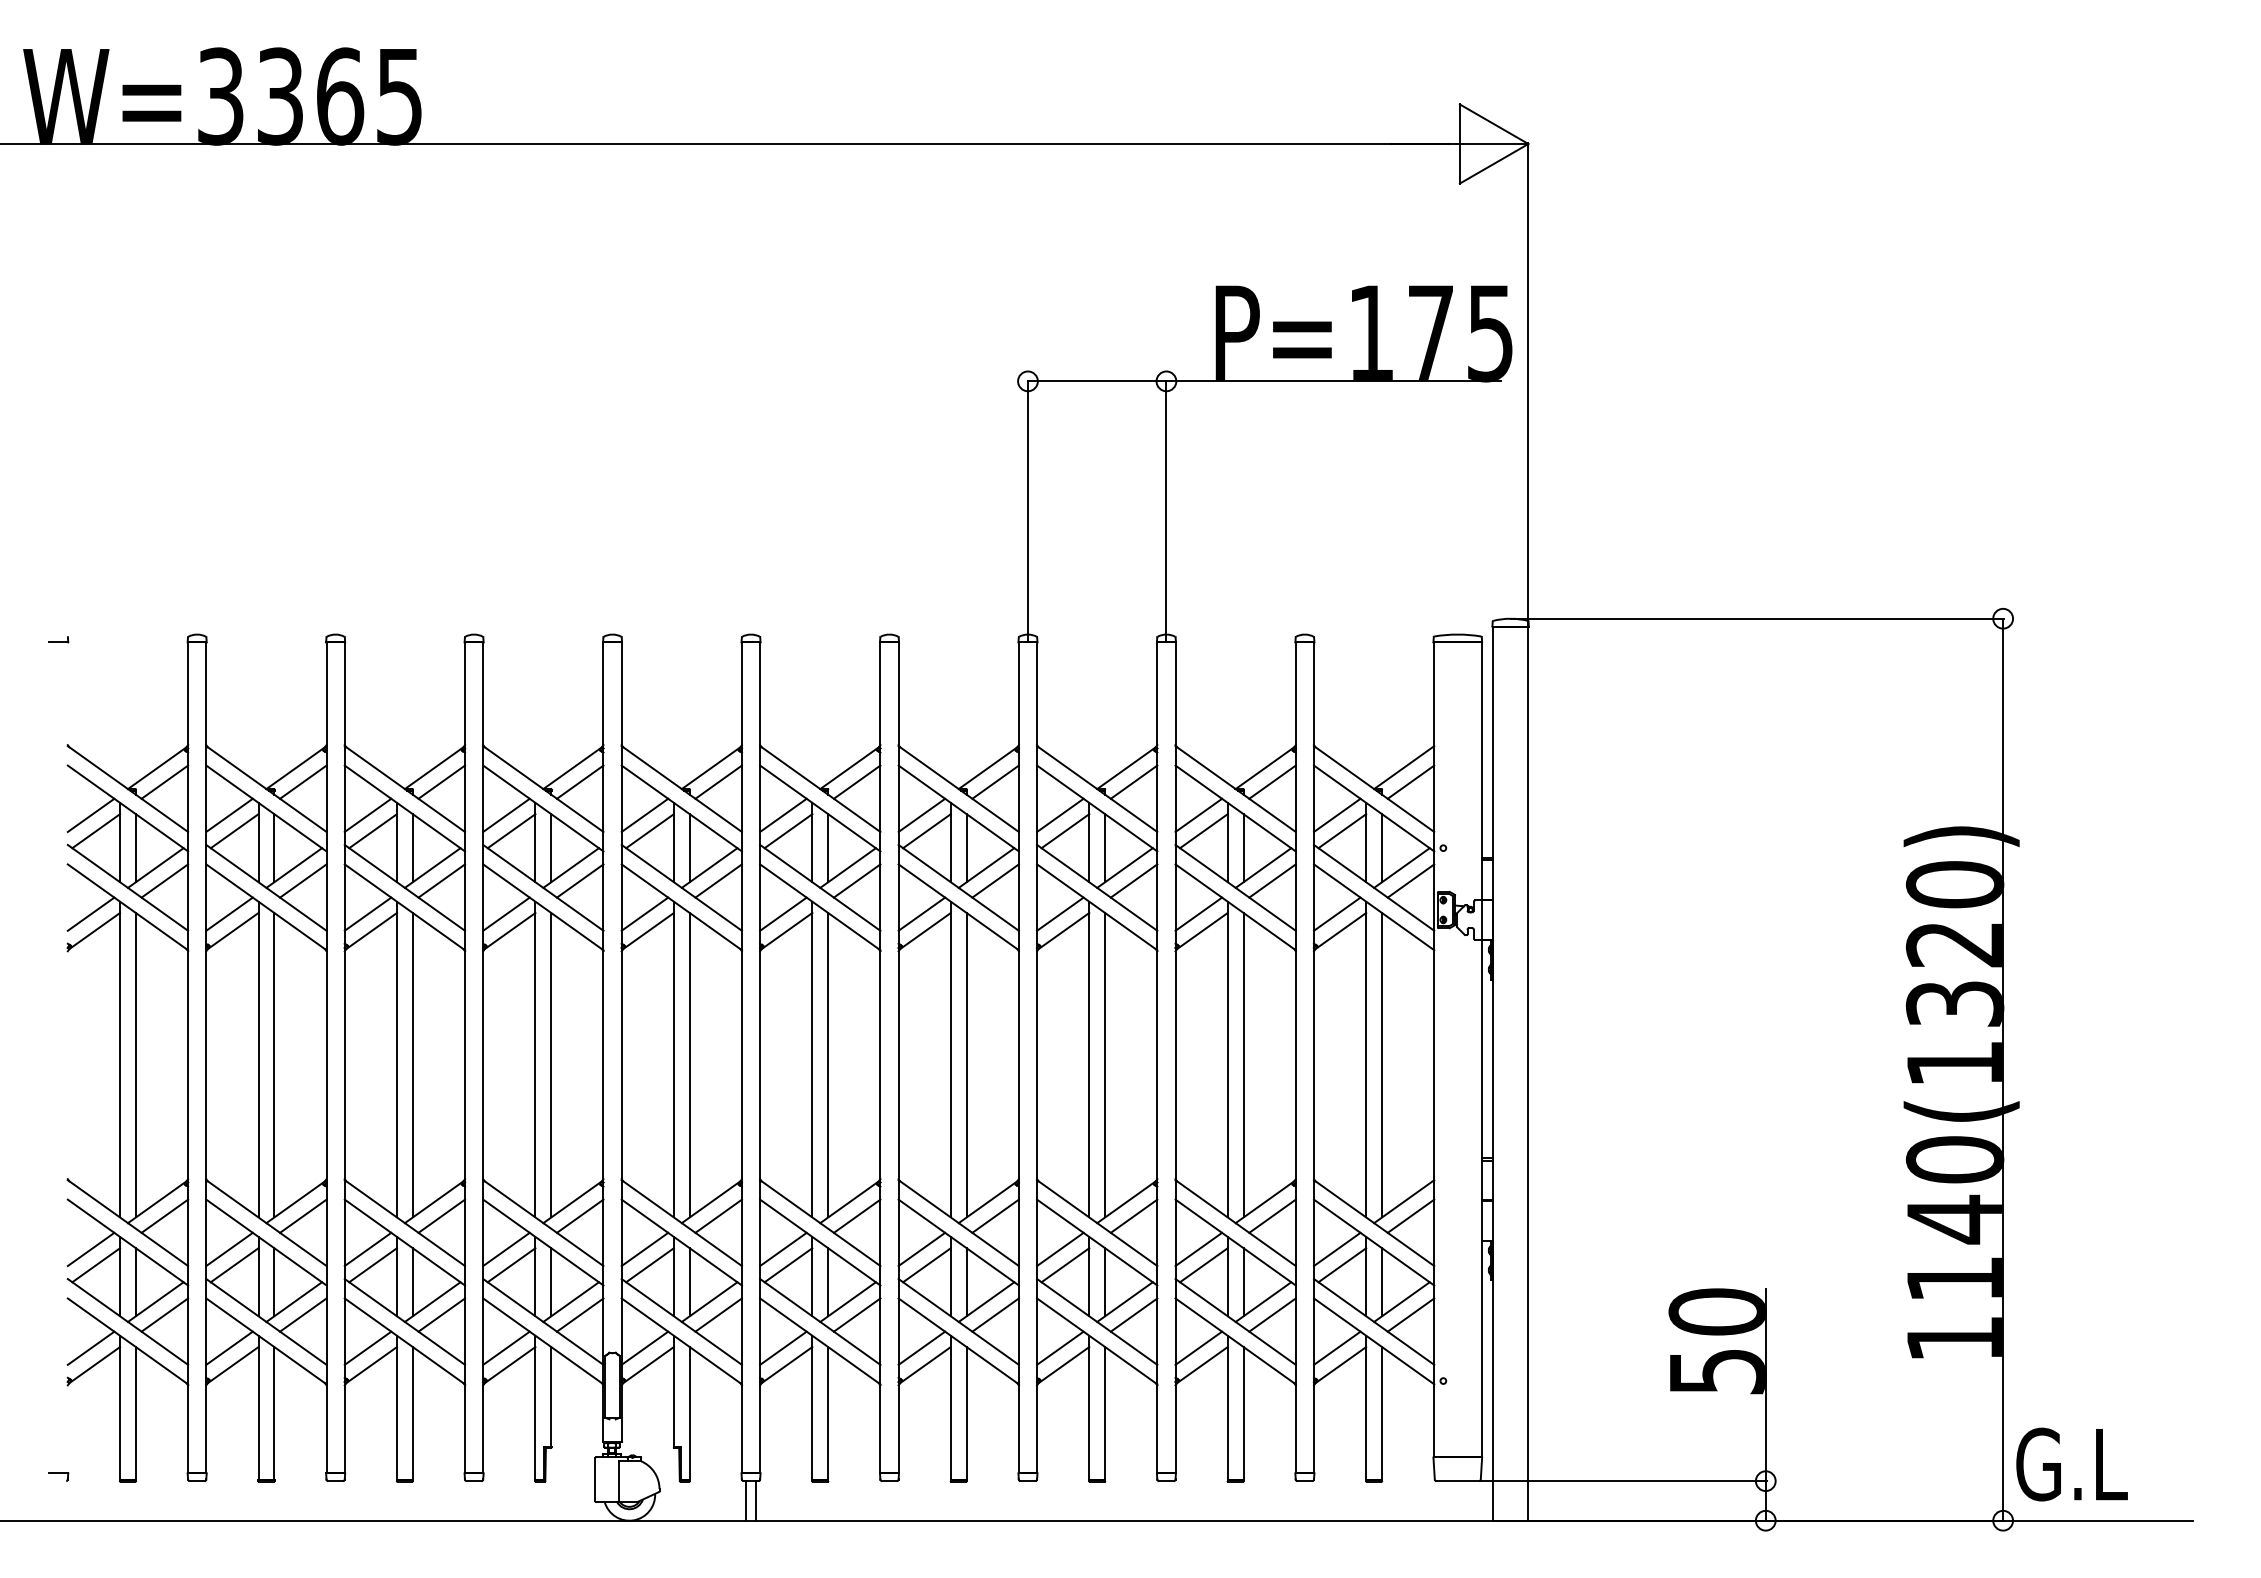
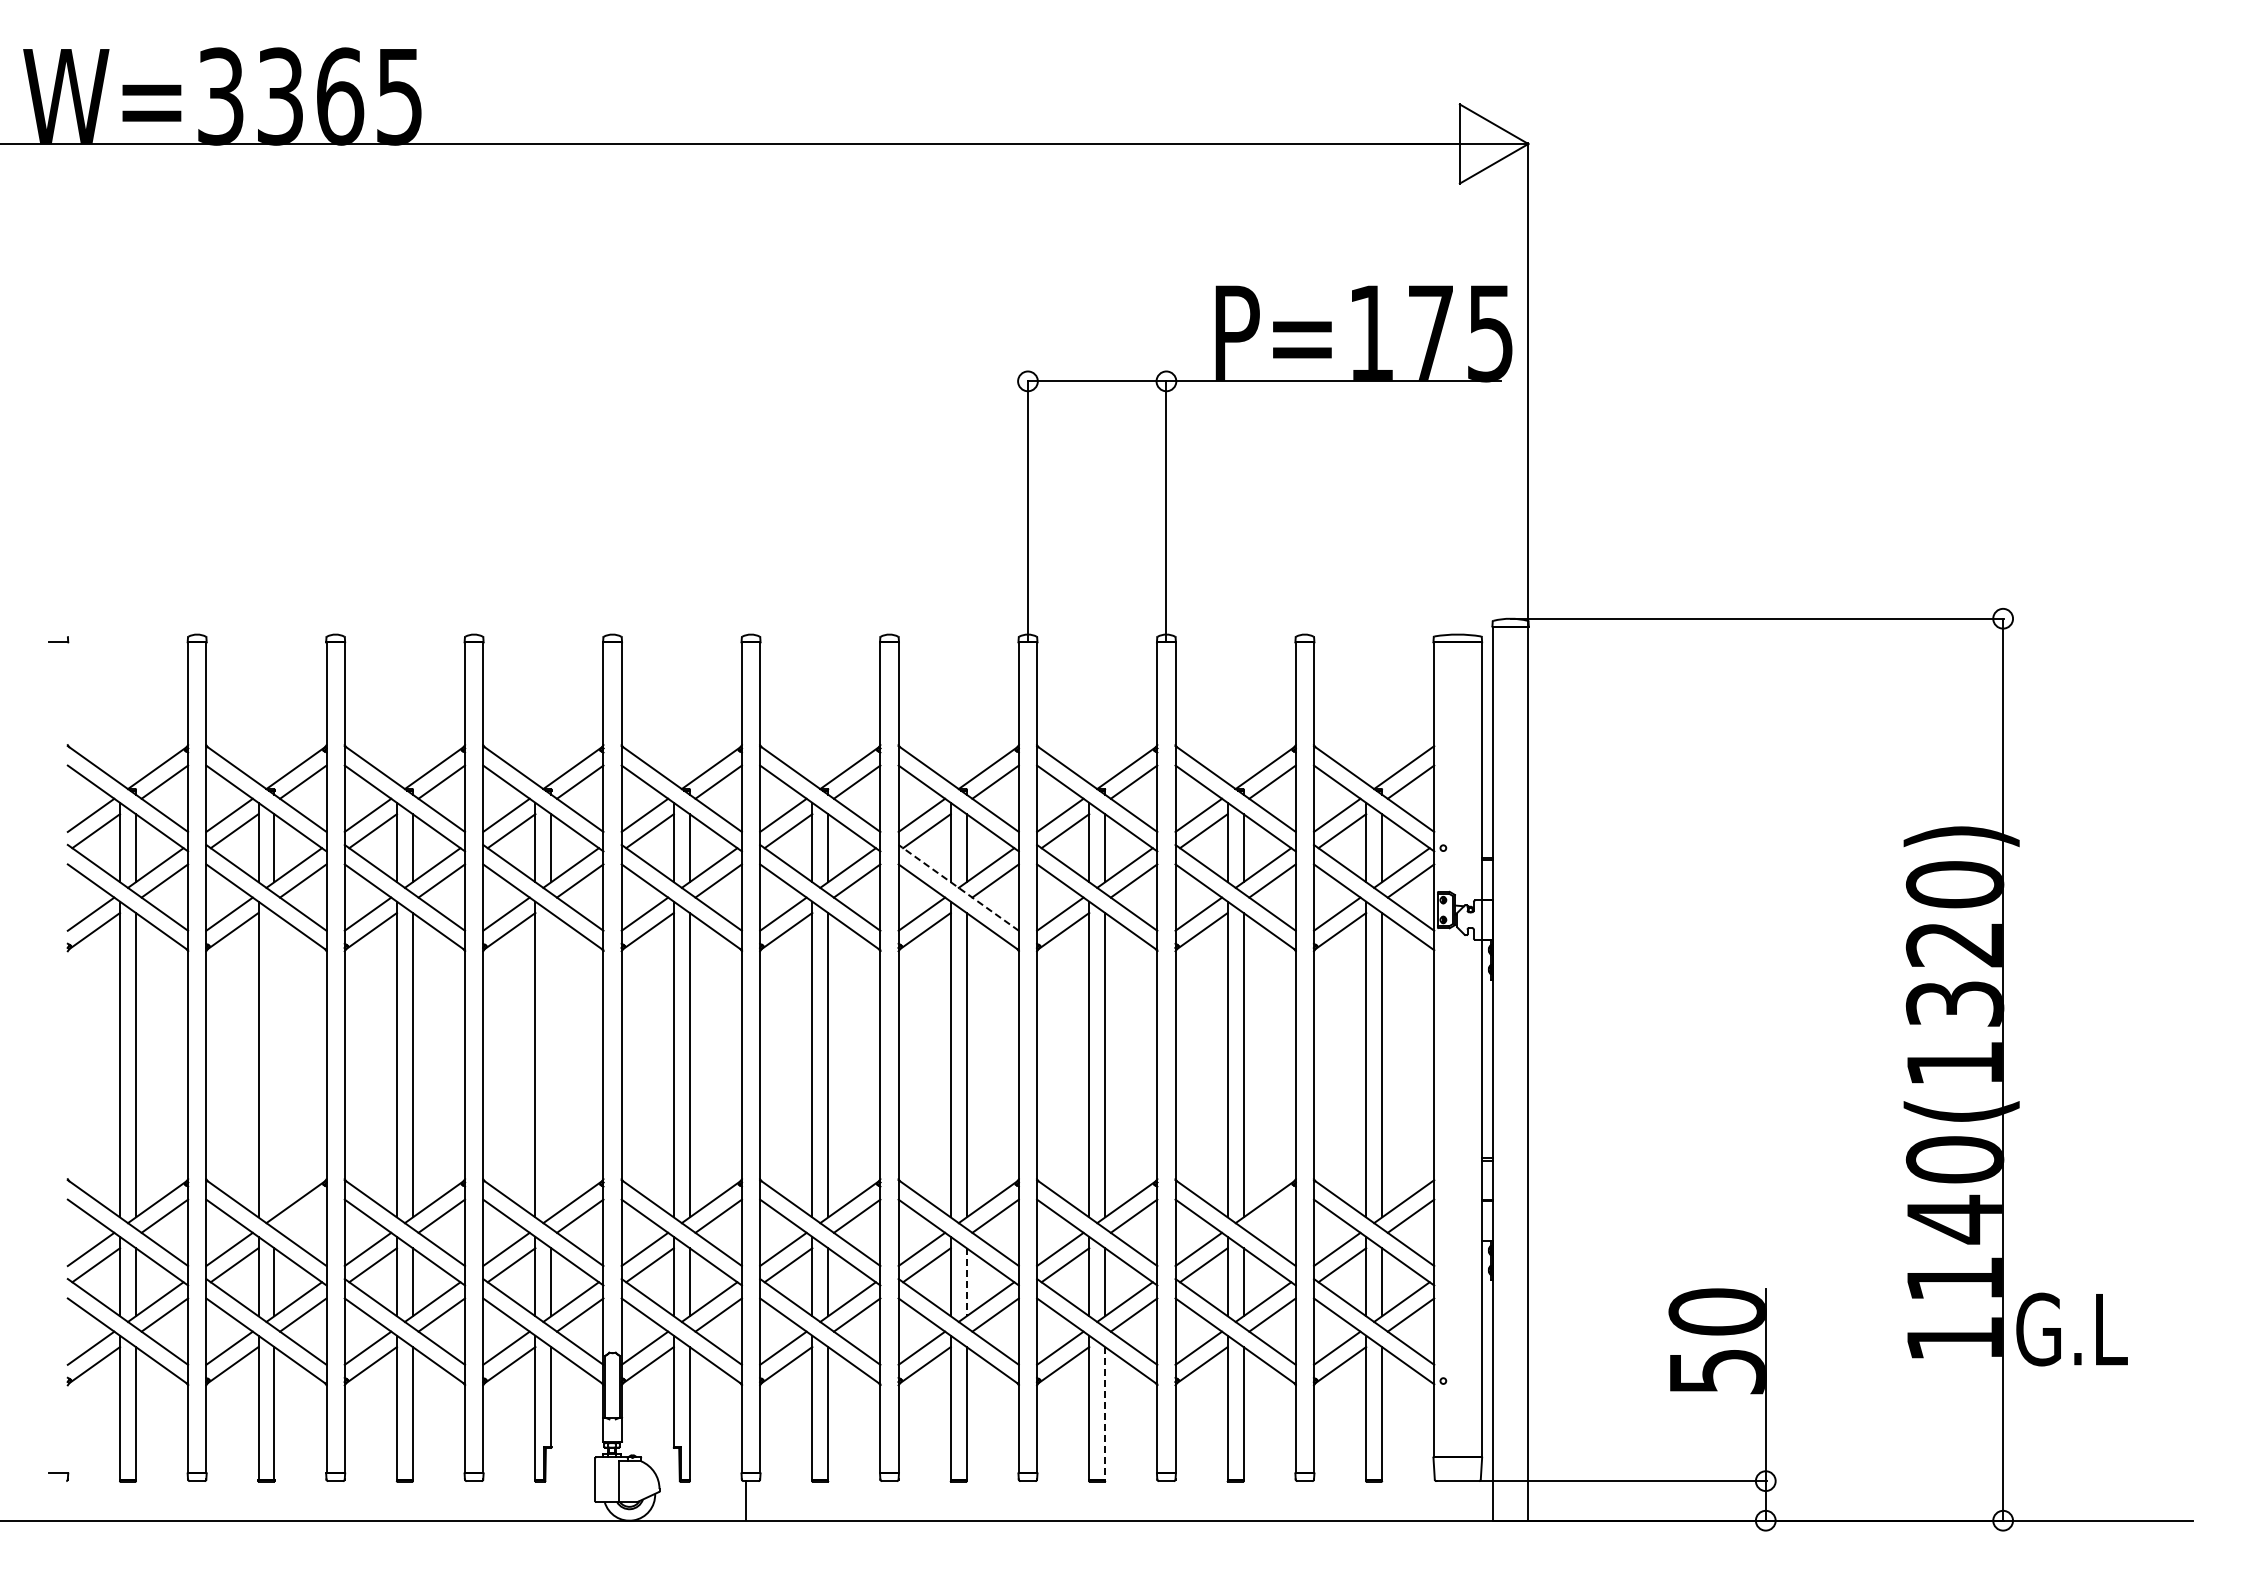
line: solid -> dashed (958, 887)
line: present -> none (274, 1064)
line: present -> none (551, 1064)
line: present -> none (303, 1215)
line: present -> none (1272, 1215)
line: solid -> dashed (966, 1282)
line: solid -> dashed (1105, 1413)
text position: (2071, 1464) -> (2071, 1329) (2071, 1329)
line: present -> none (755, 1500)
